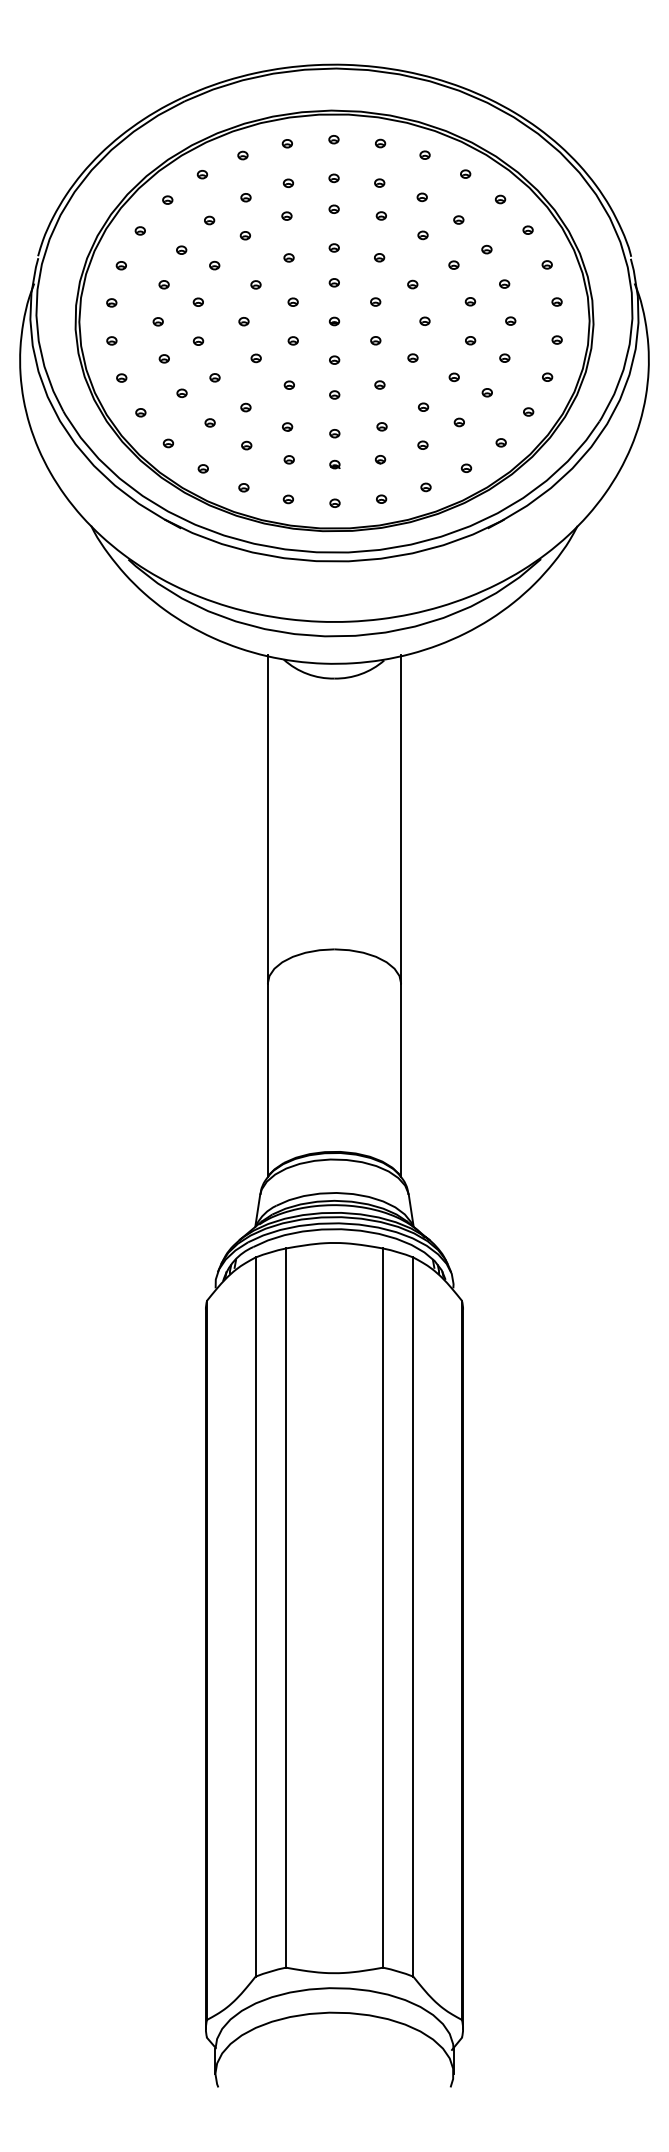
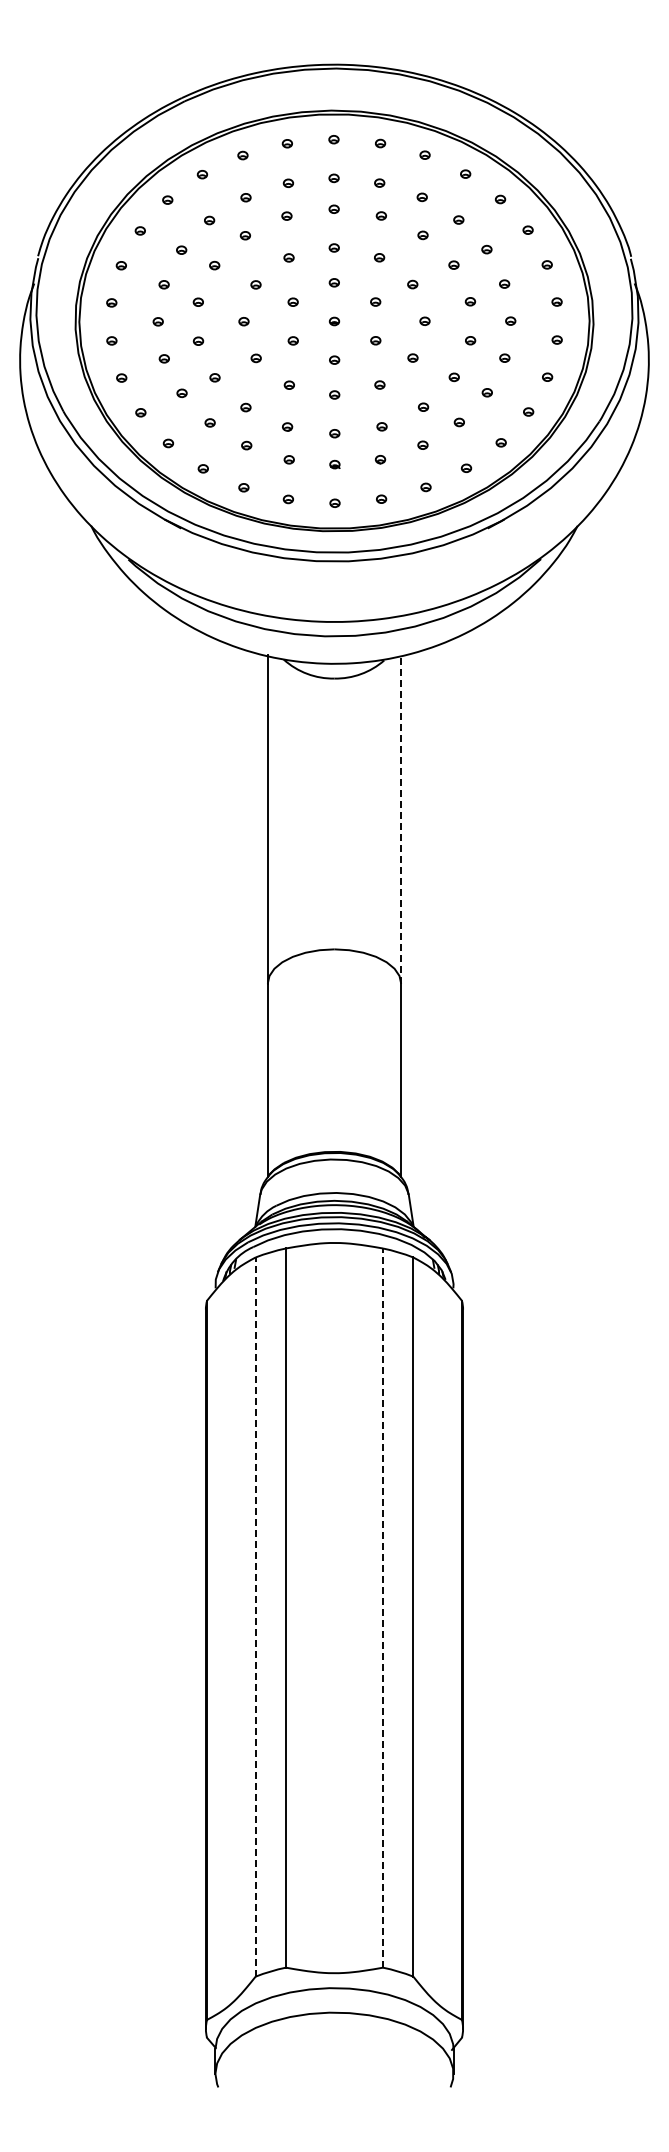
line: solid -> dashed (401, 818)
line: solid -> dashed (383, 1608)
line: solid -> dashed (255, 1617)
